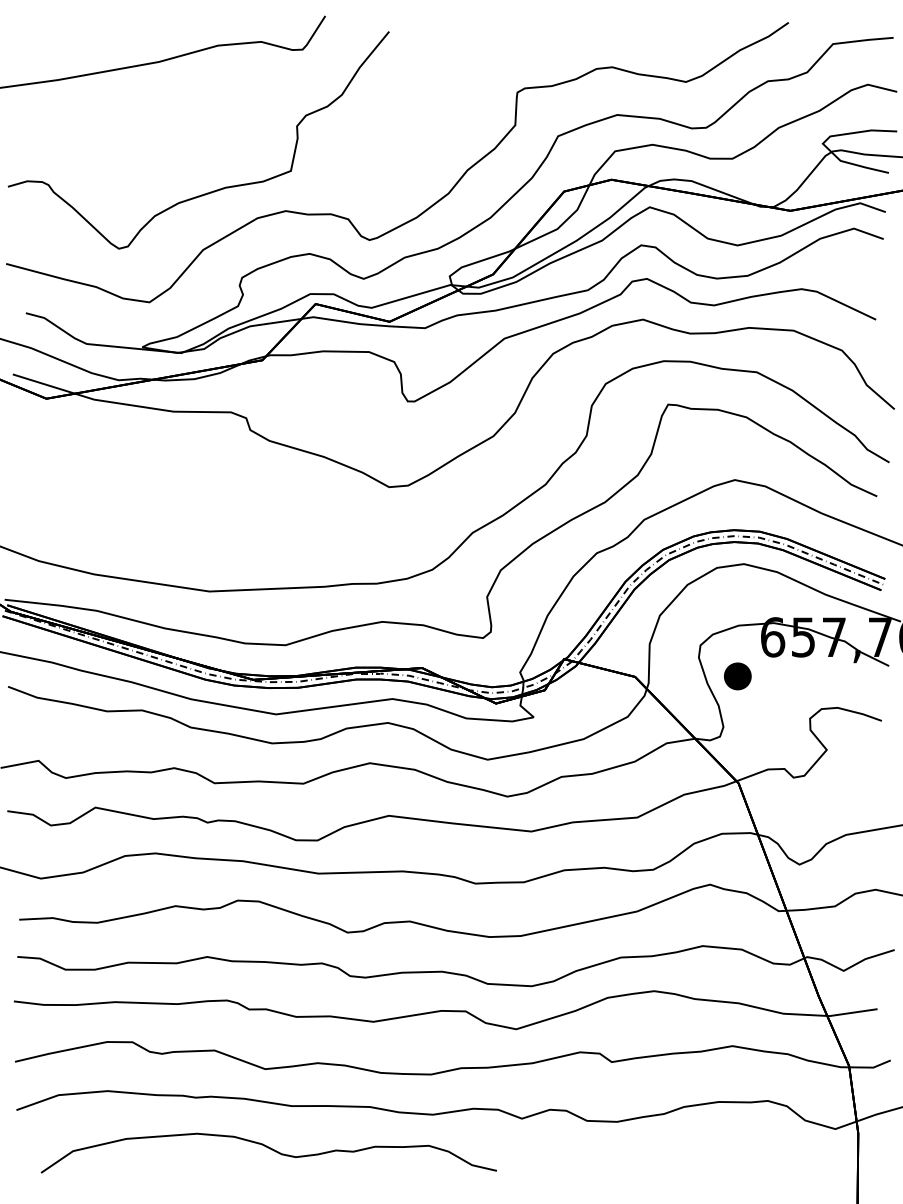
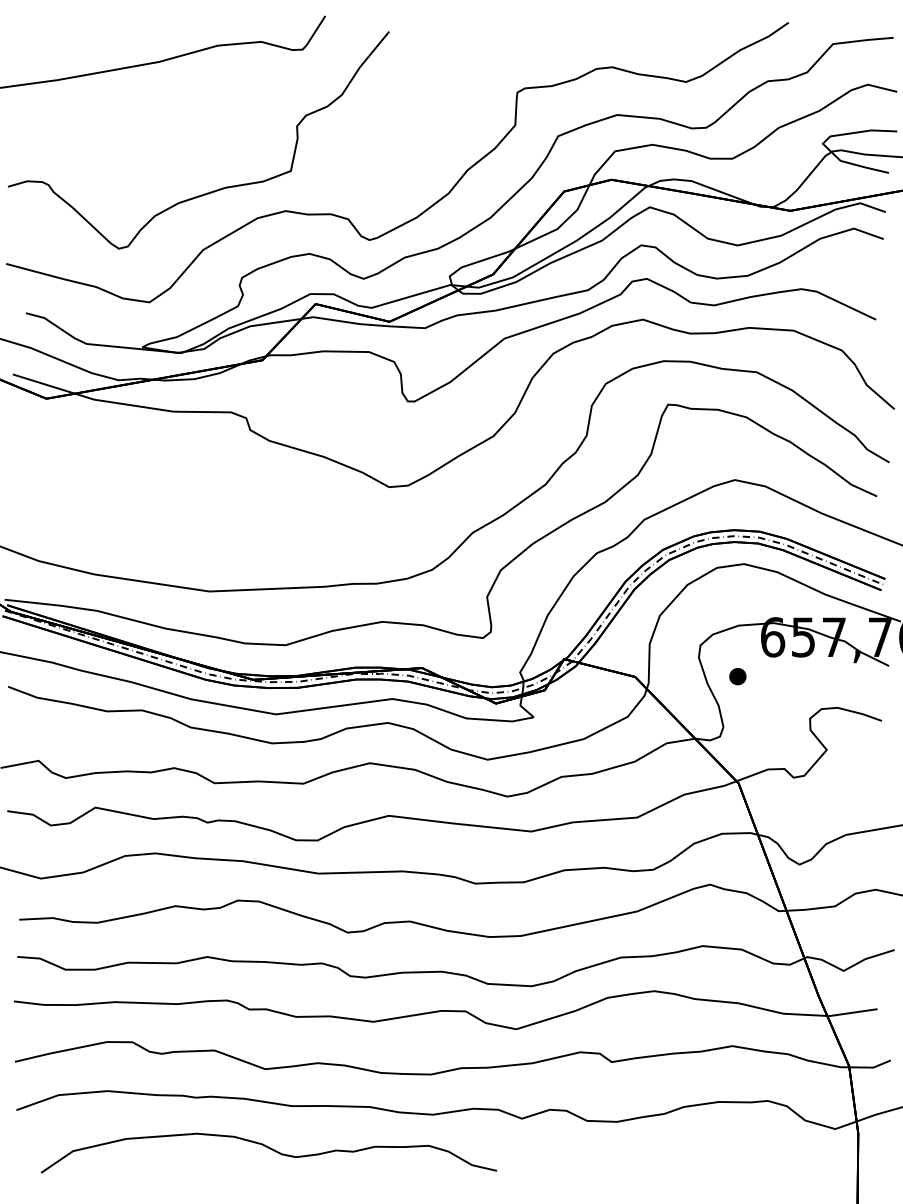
part size: 28x29 px -> 18x18 px (737, 676)
